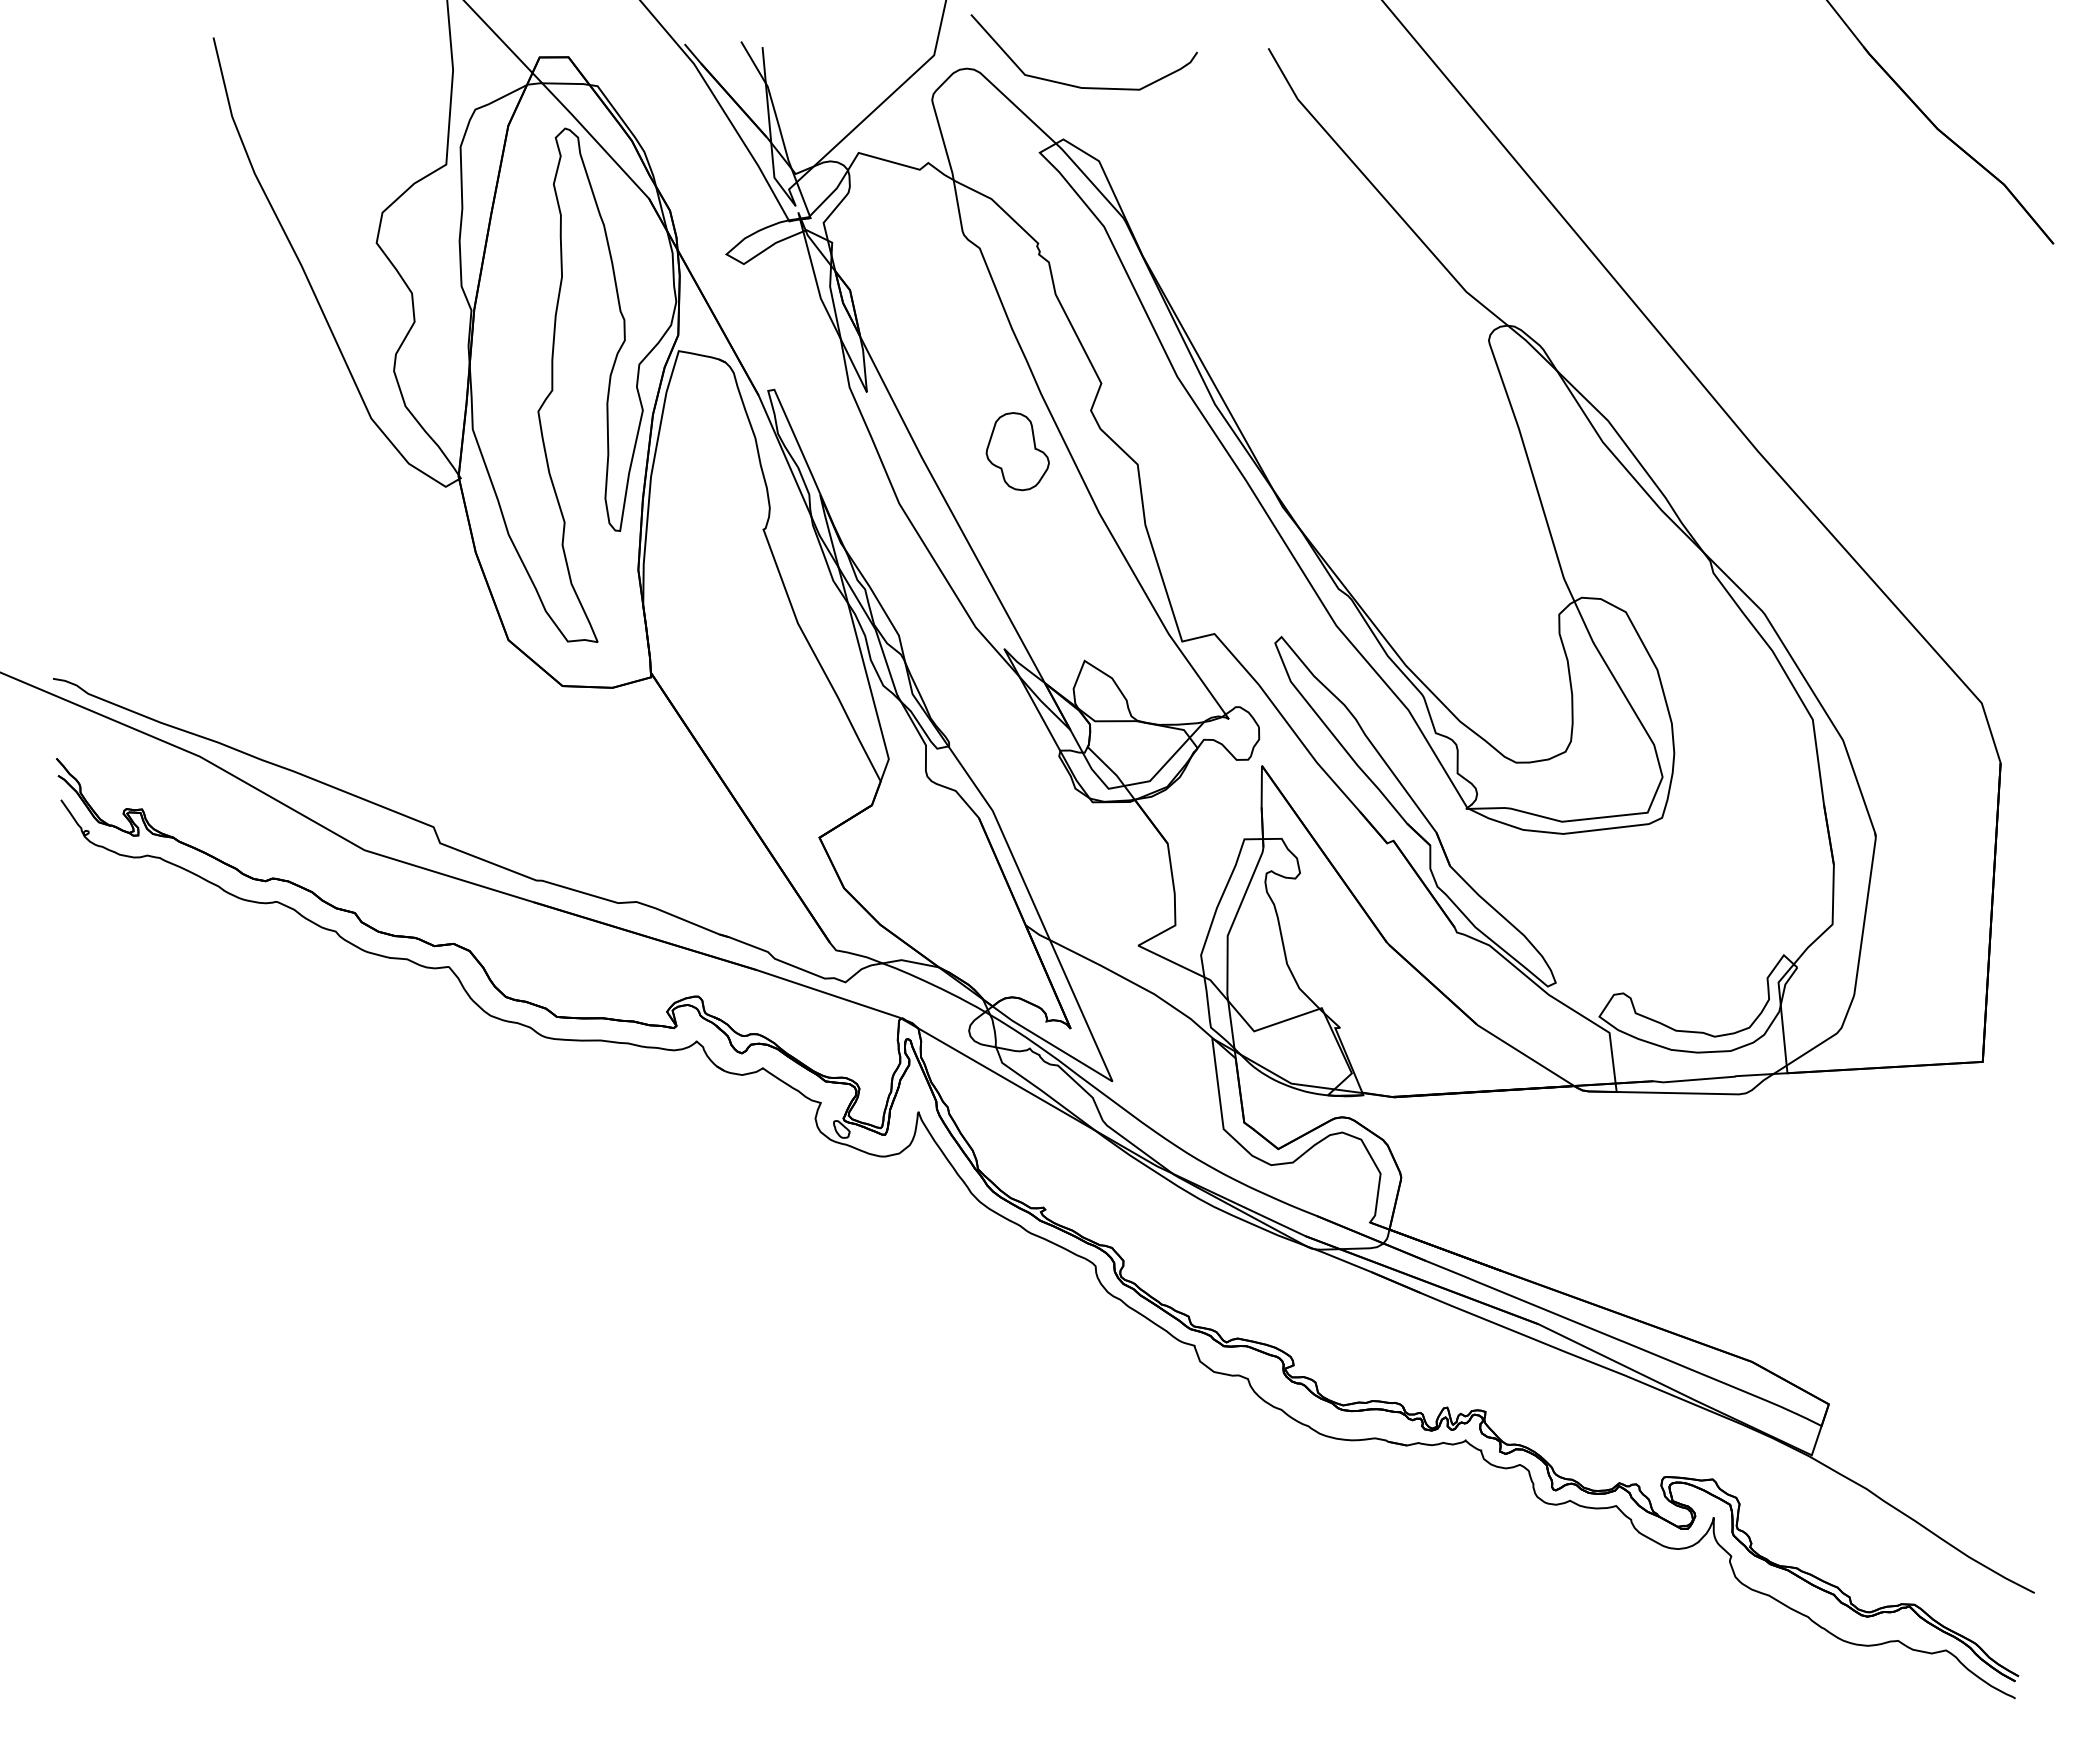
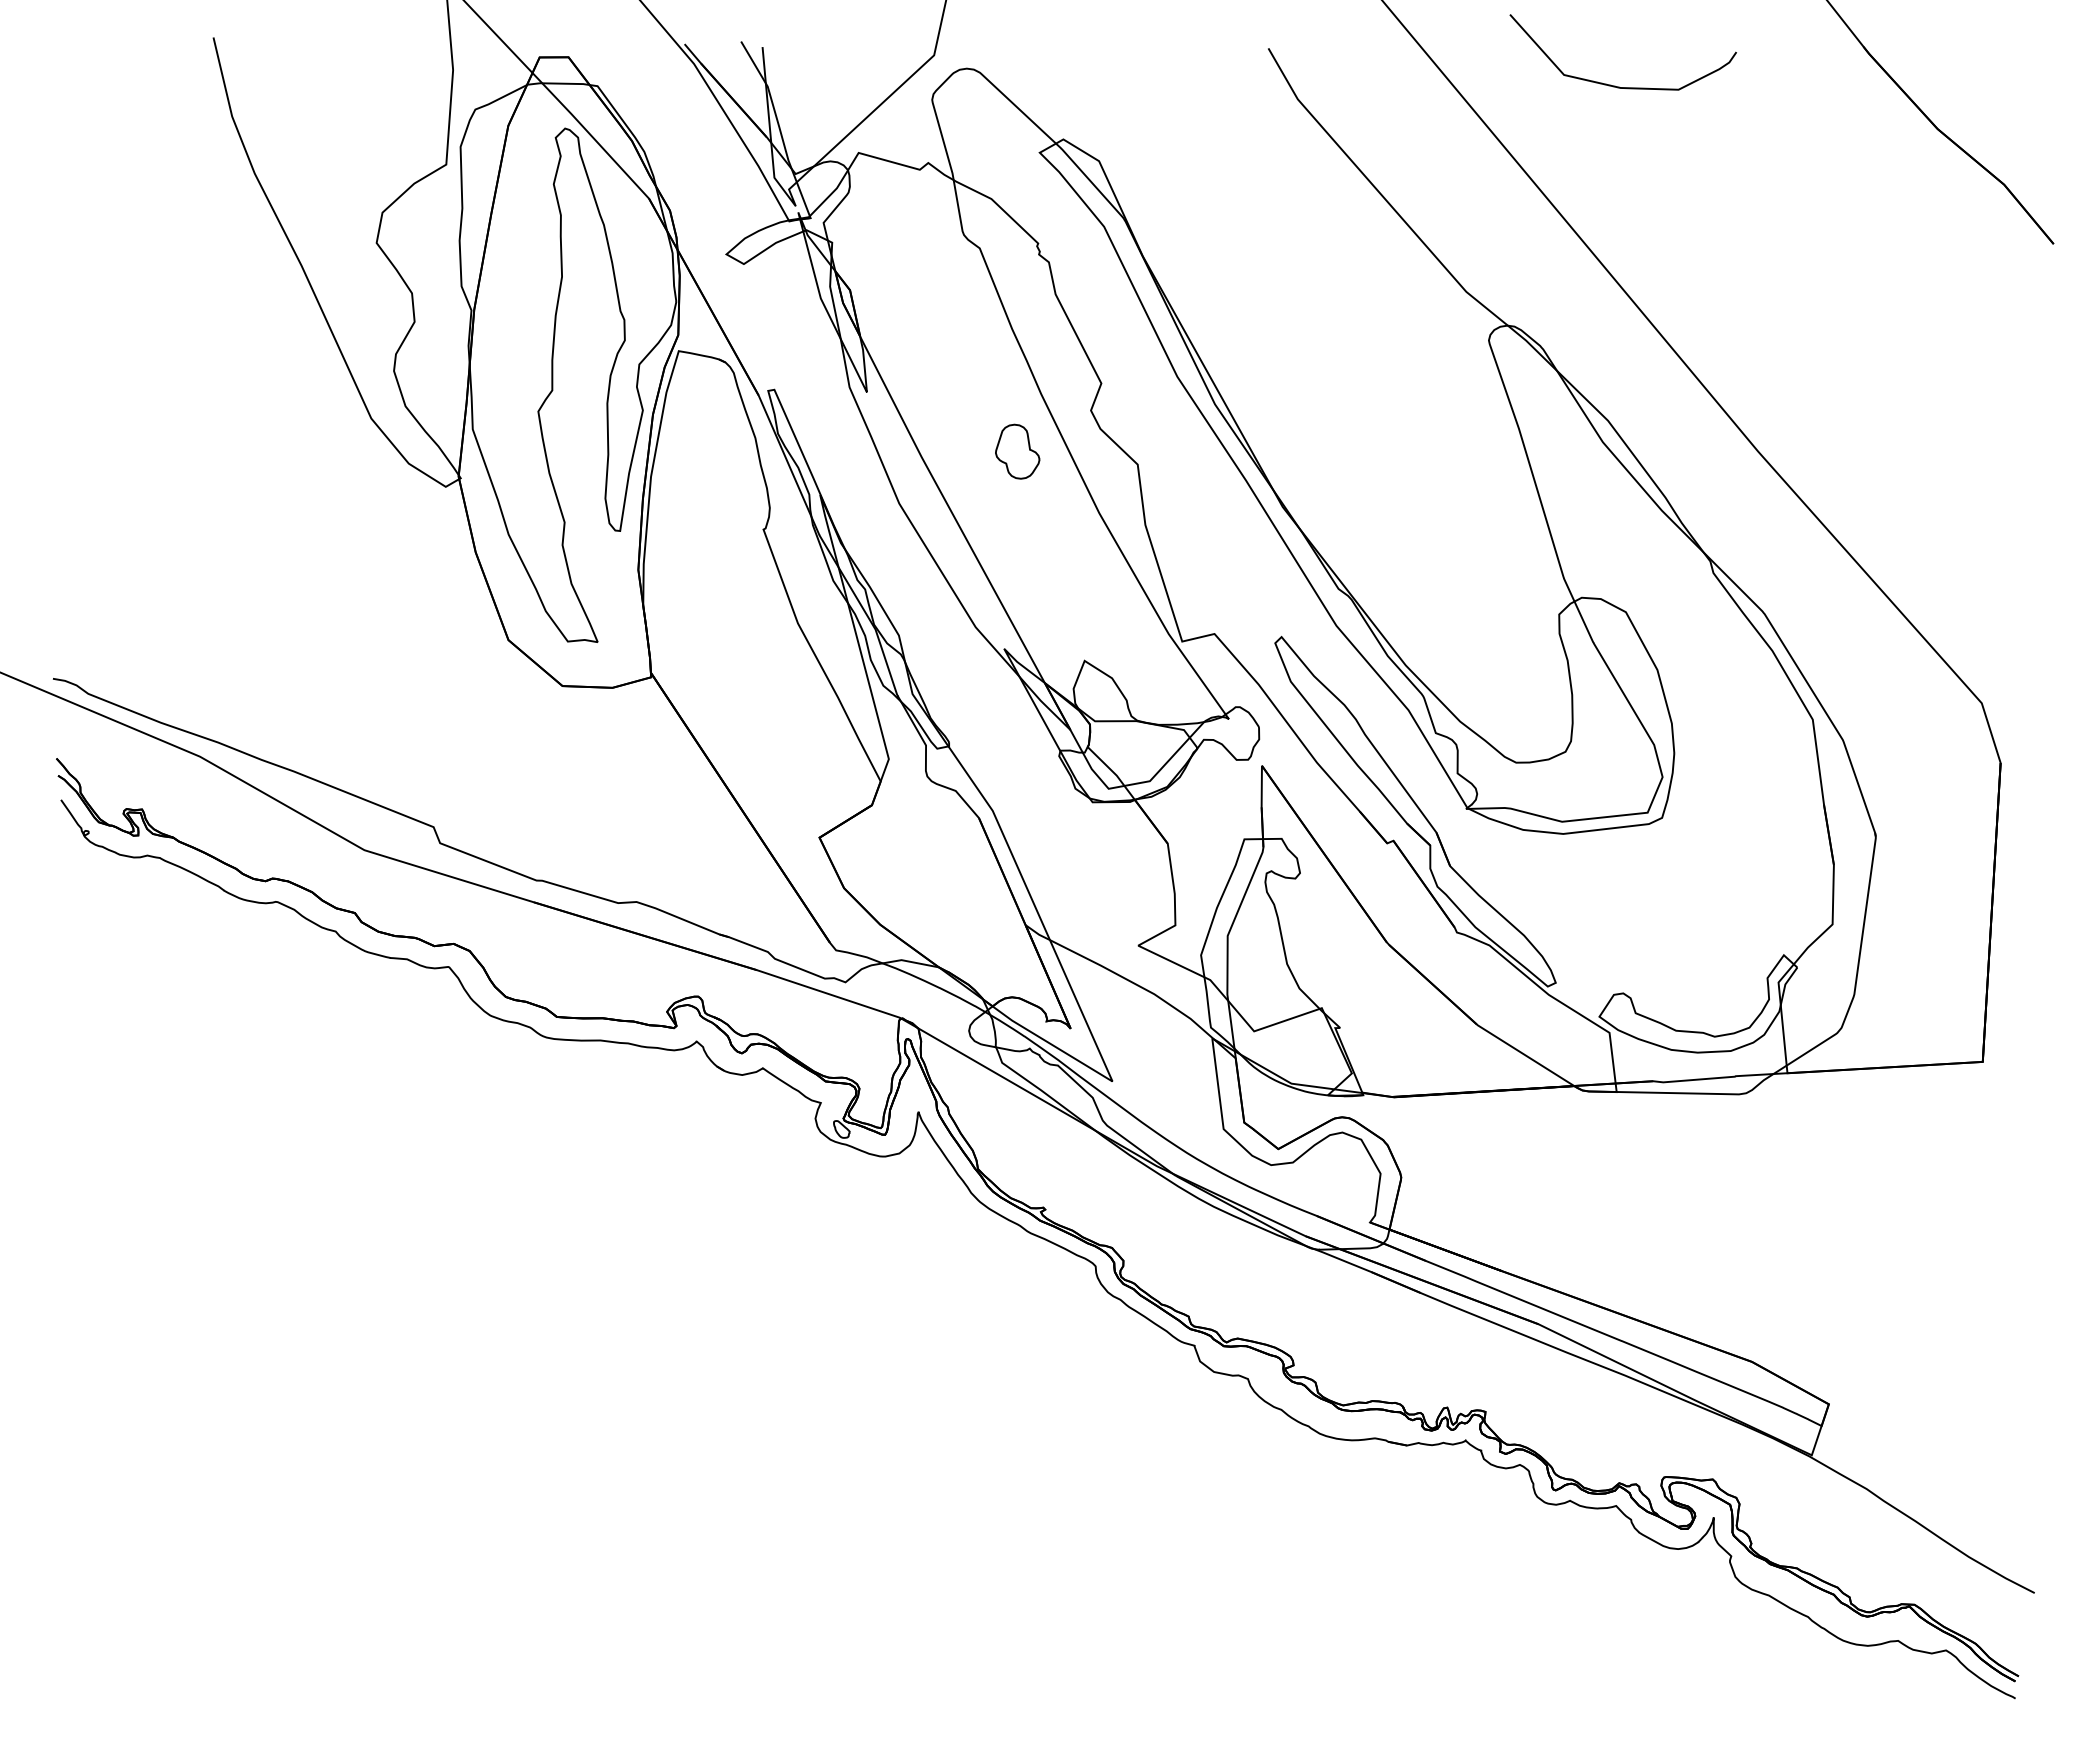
curve position: (1076, 85) -> (1615, 85) (1615, 85)
part size: 65x80 px -> 46x57 px (1017, 451)
